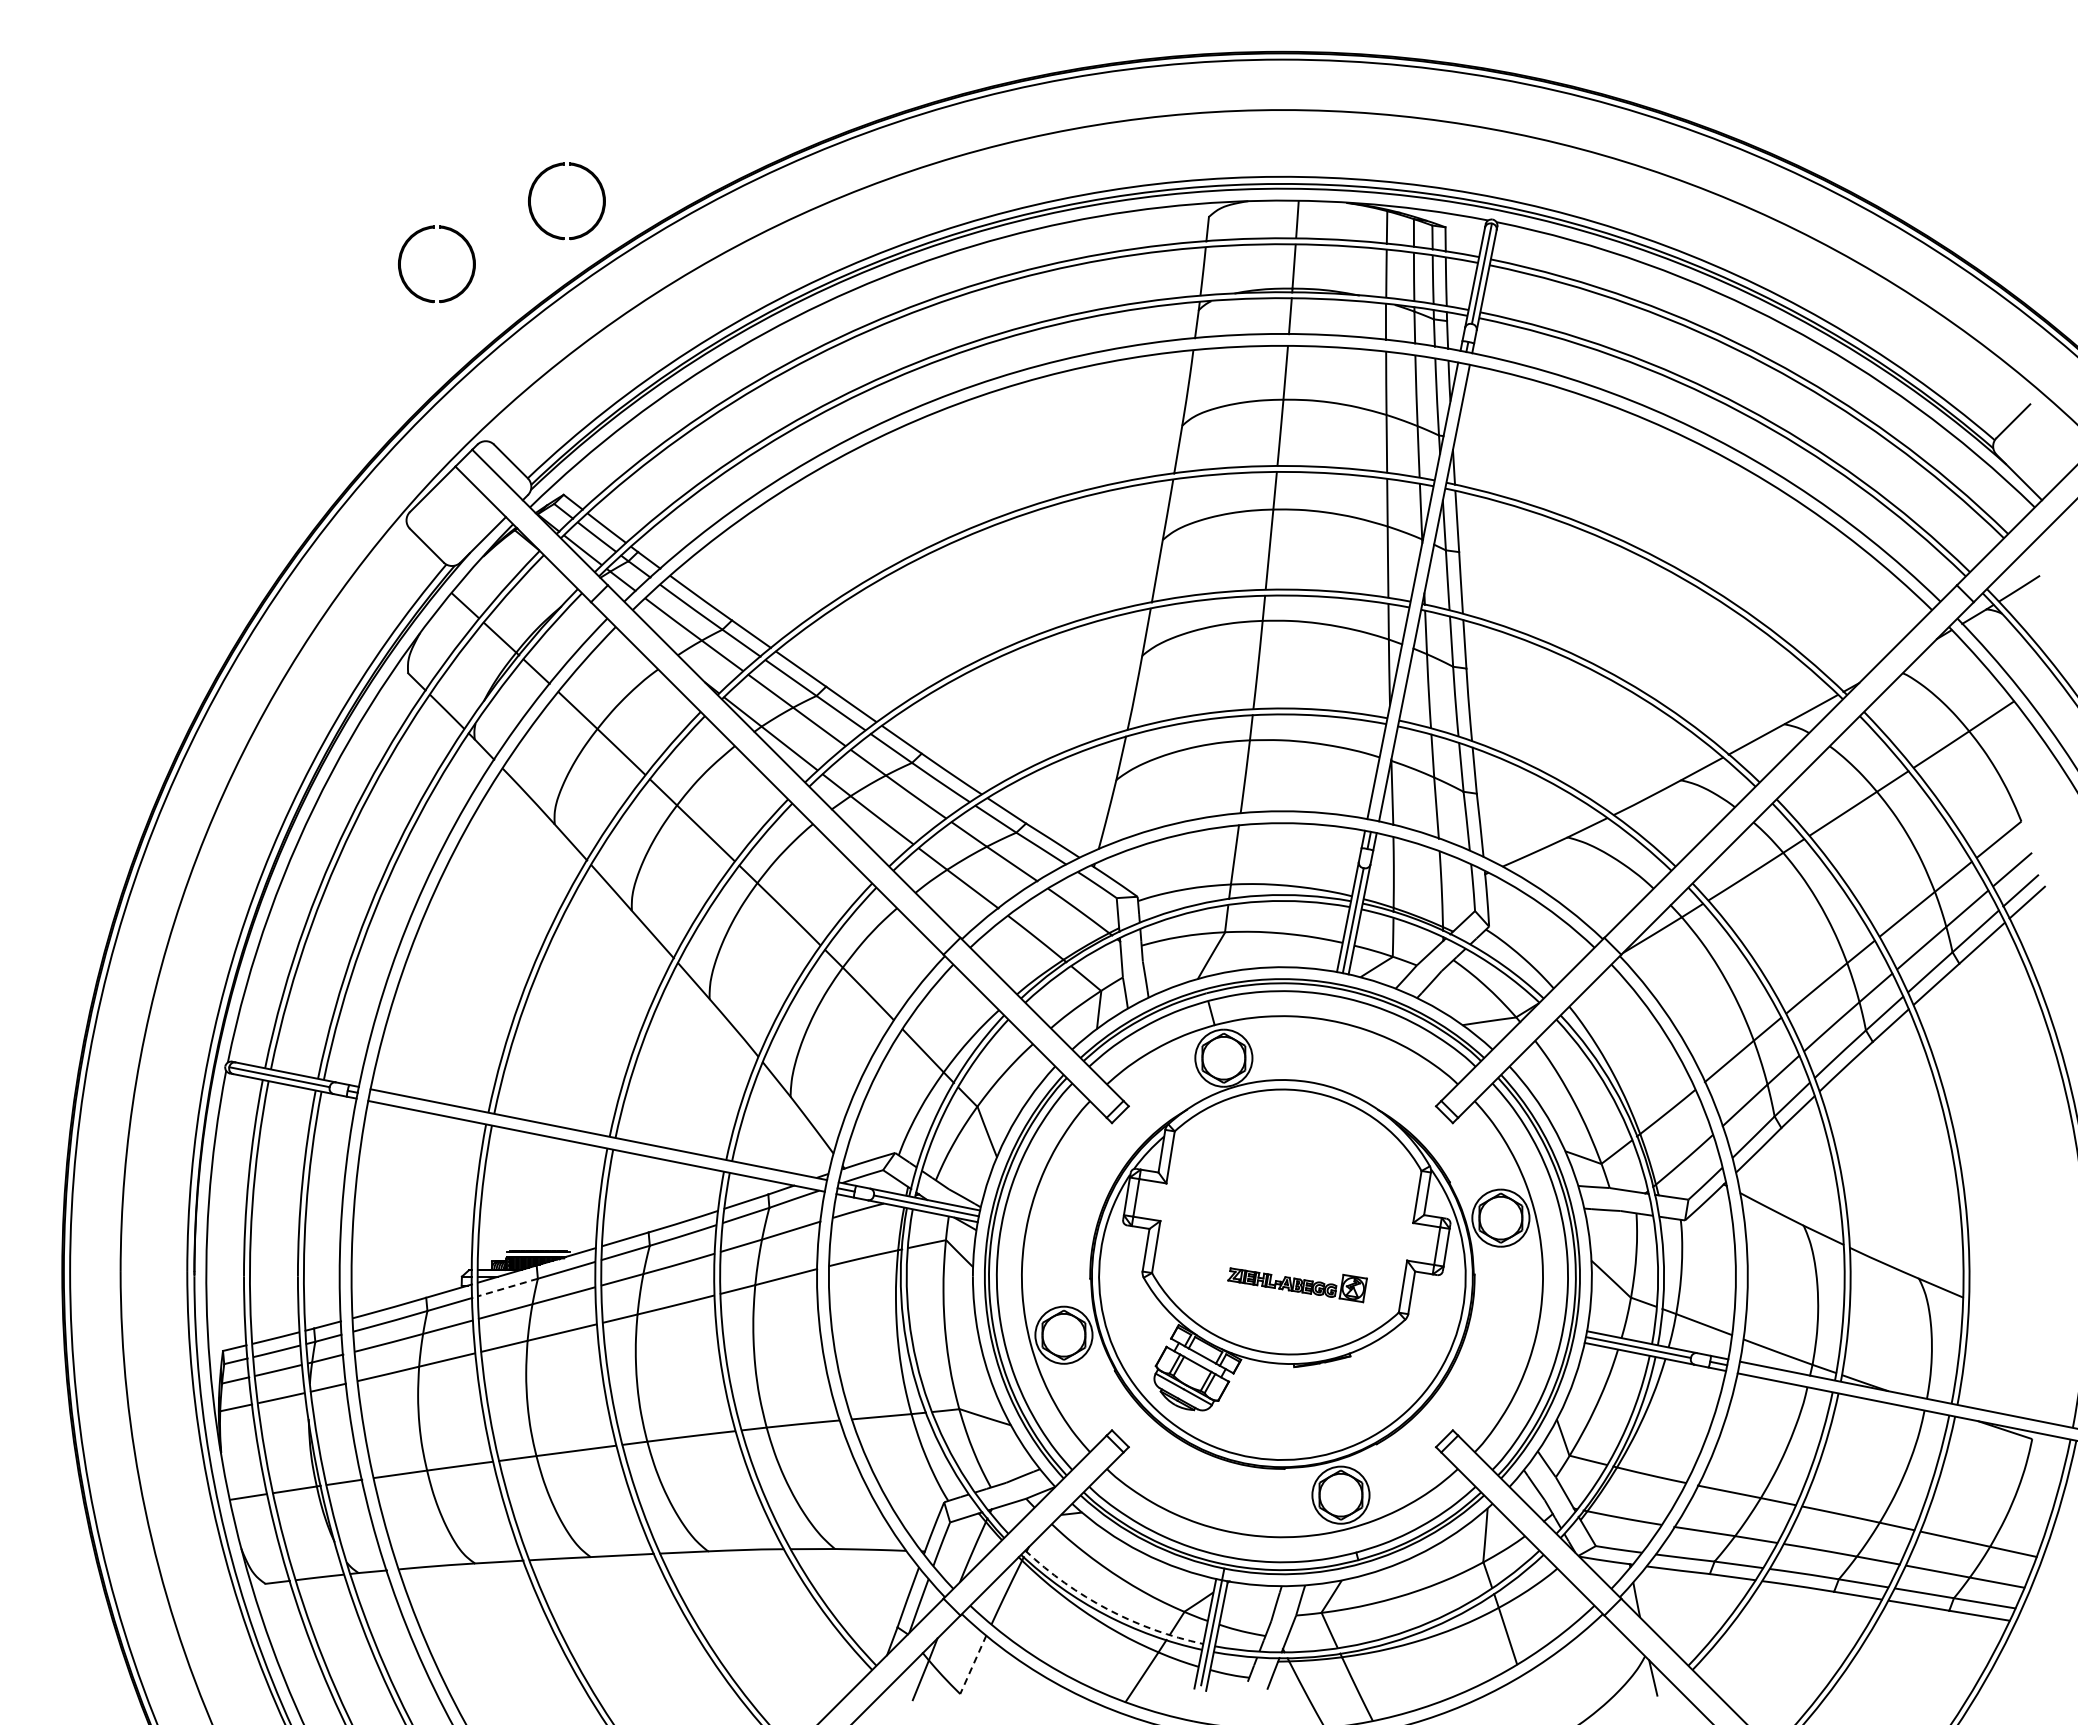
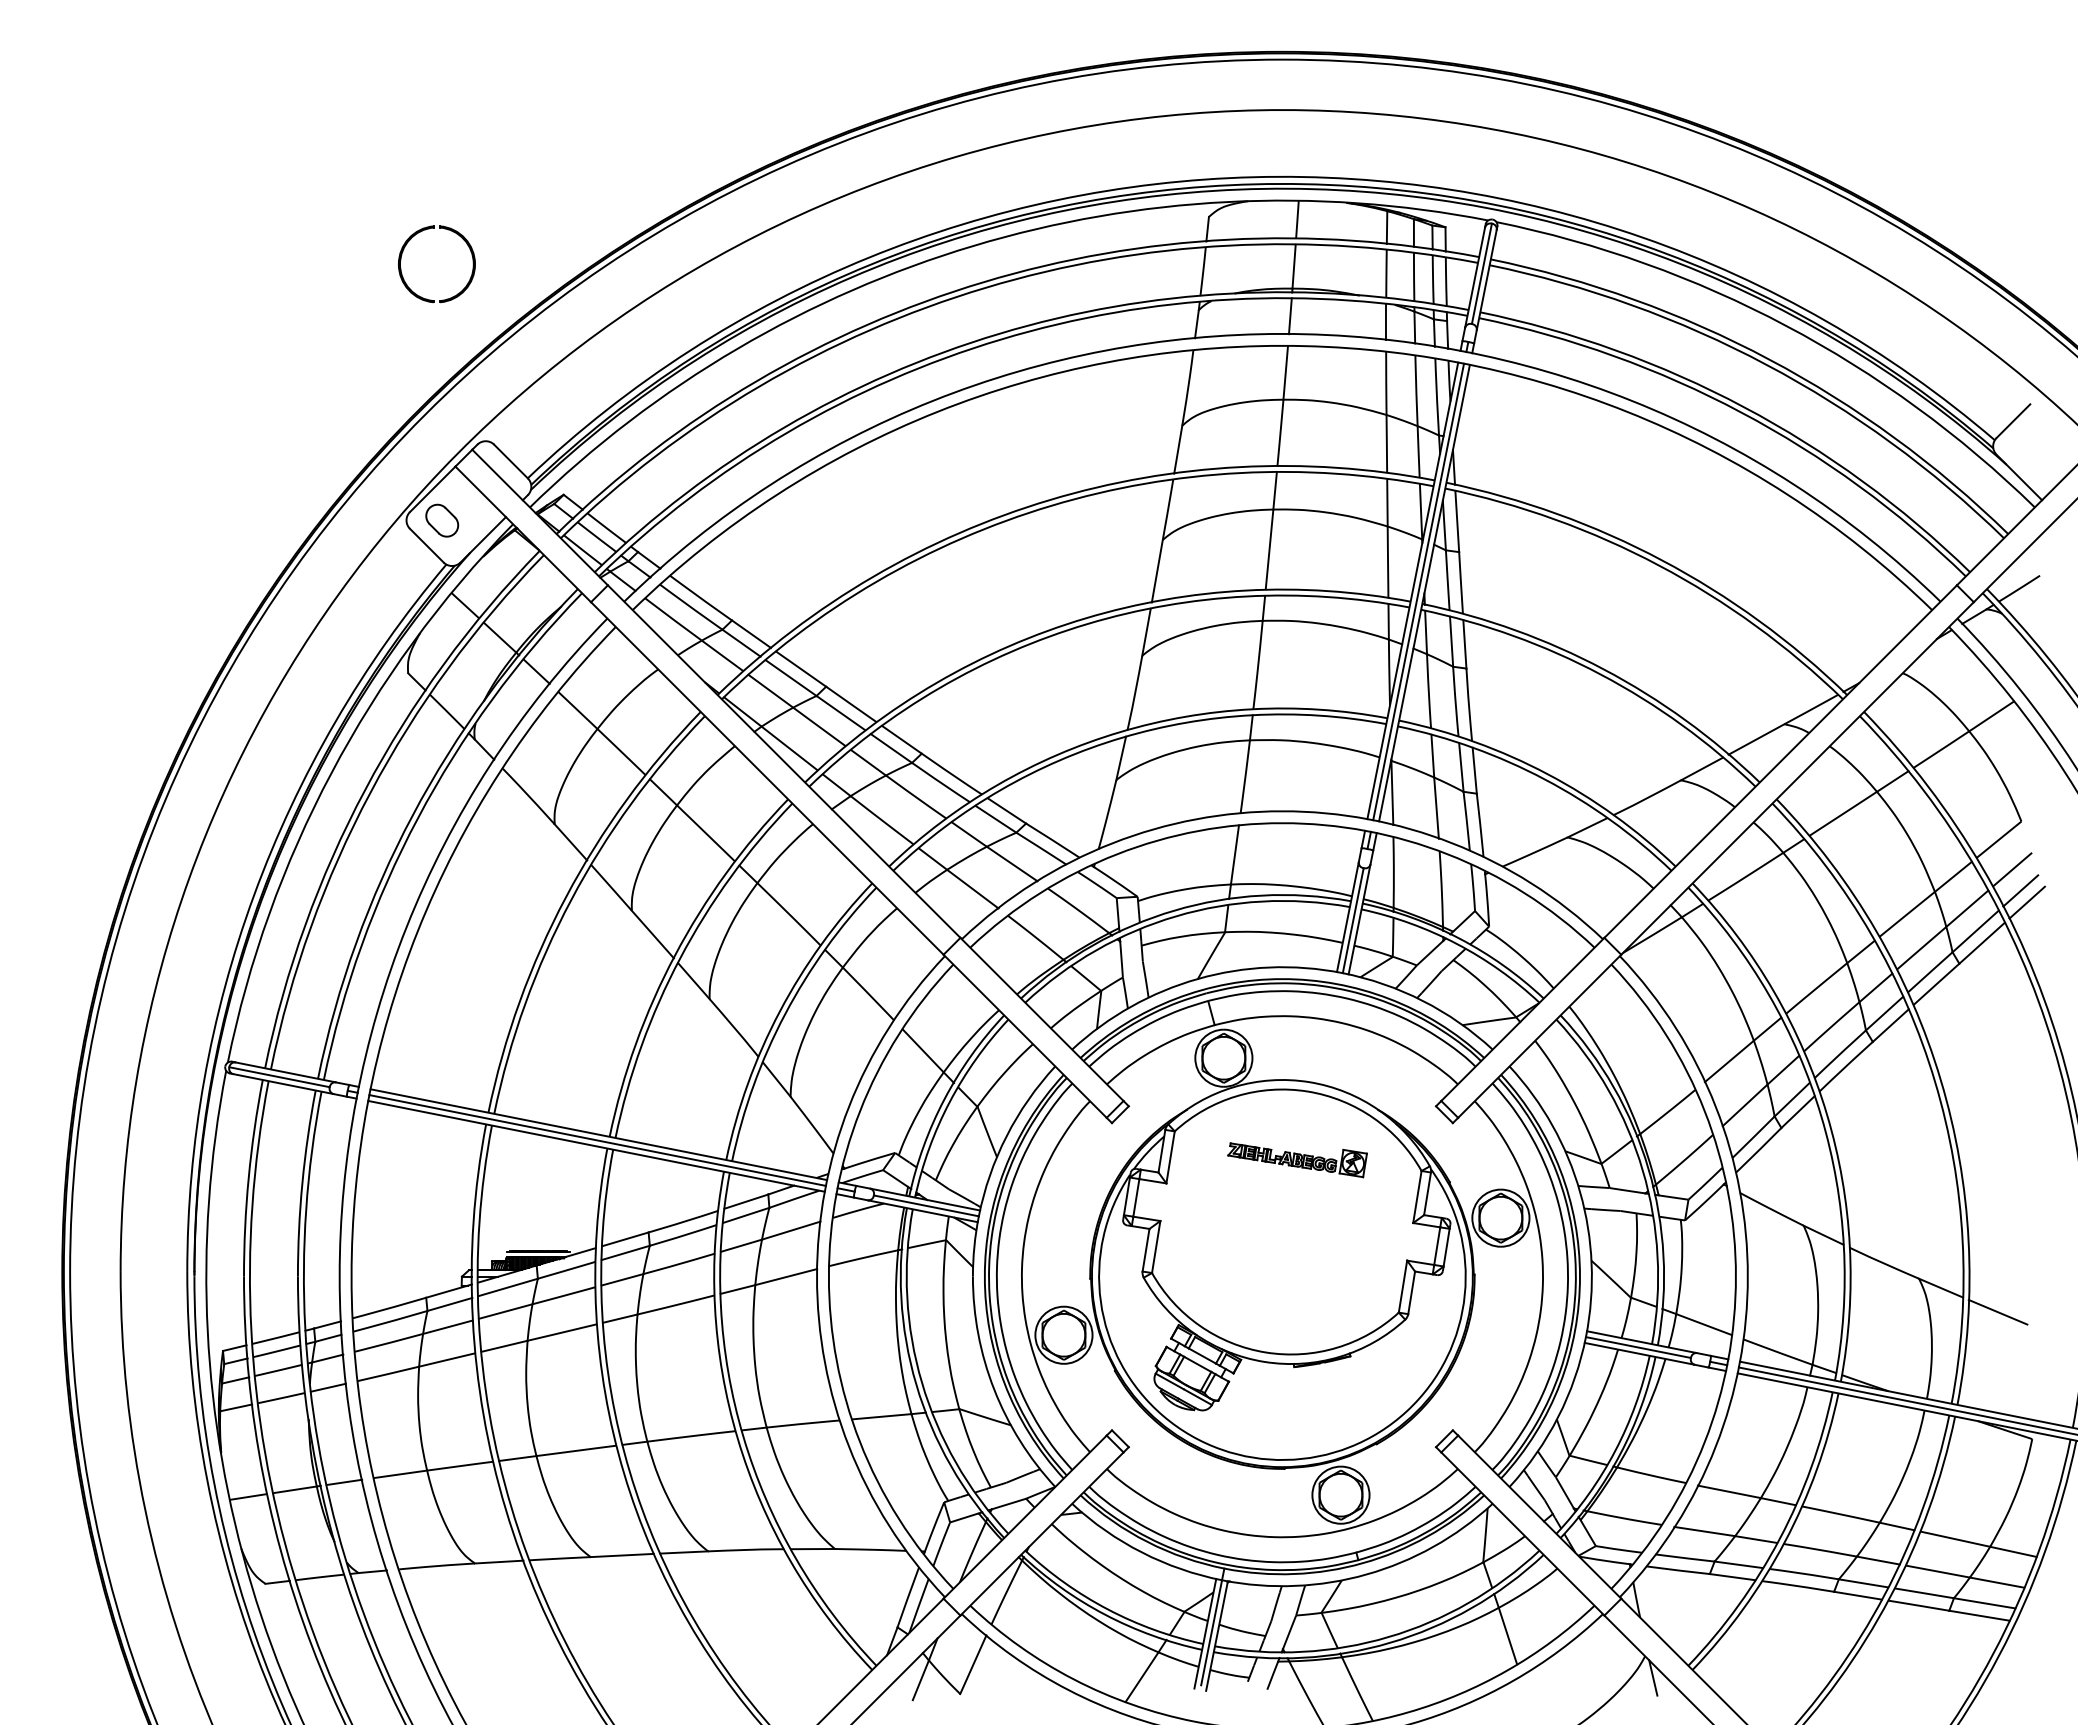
part: present -> none (533, 213)
part: none -> present (442, 520)
line: none -> present (1418, 591)
line: none -> present (597, 1140)
part position: (1297, 1285) -> (1297, 1160) (1297, 1160)
line: dashed -> solid (507, 1287)
line: none -> present (1997, 1311)
line: none -> present (1906, 1400)
arc: dashed -> solid (1107, 1609)
line: dashed -> solid (973, 1665)
